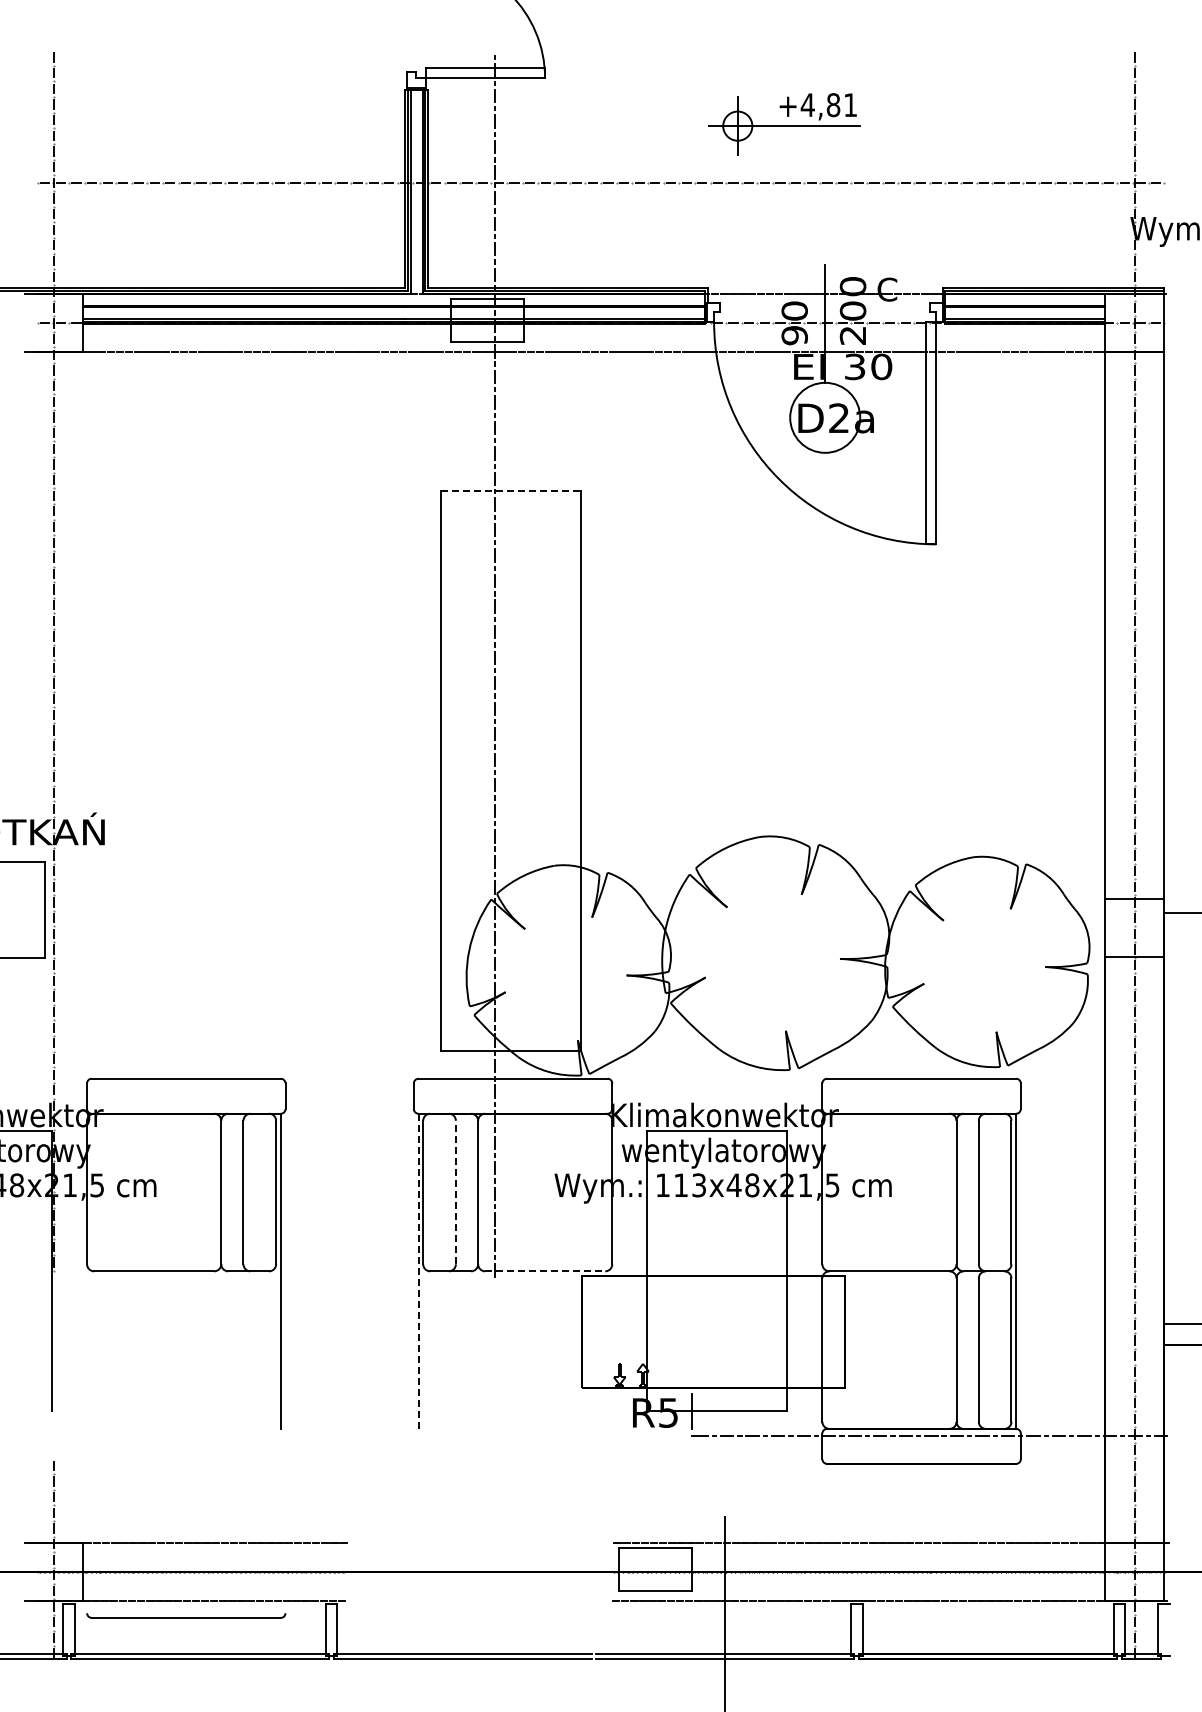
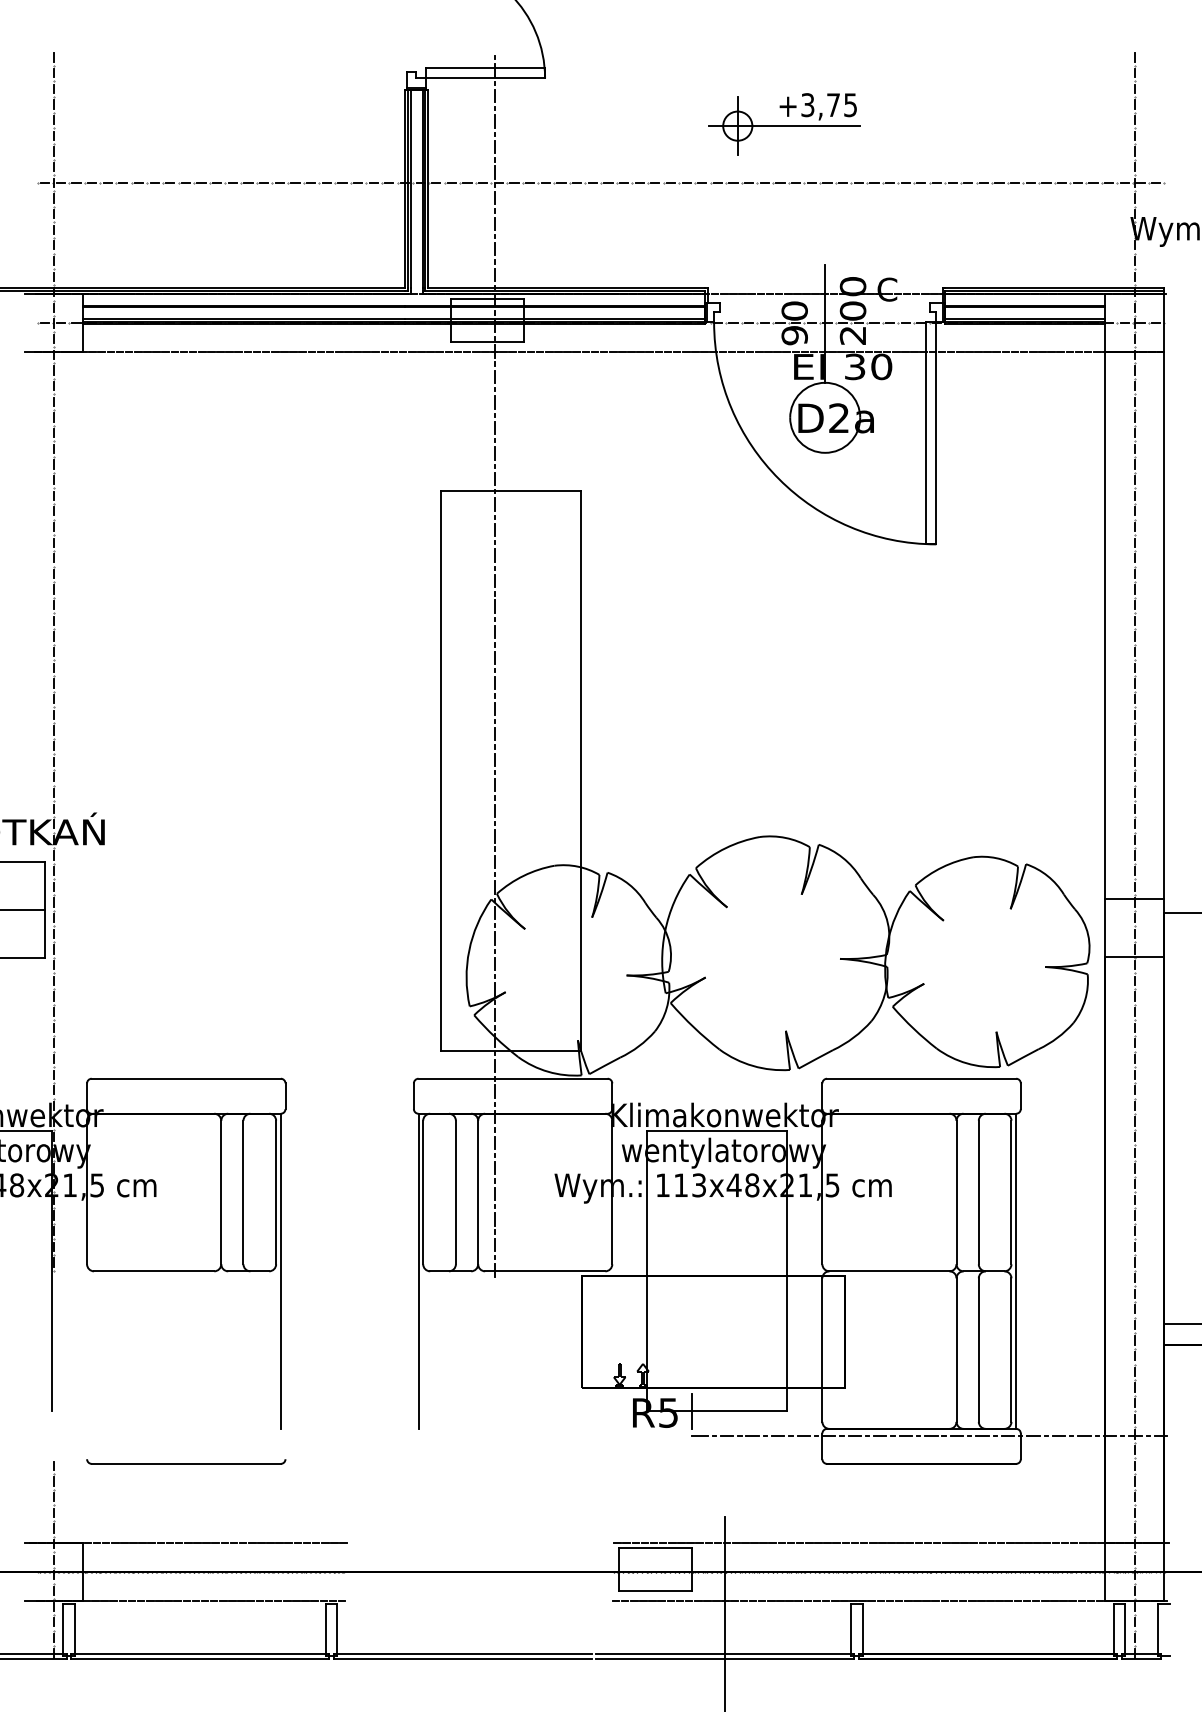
text: +4,81 -> +3,75 (828, 105)
line: dashed -> solid (511, 491)
line: none -> present (23, 910)
line: dashed -> solid (455, 1192)
line: dashed -> solid (418, 1271)
line: dashed -> solid (545, 1271)
part position: (186, 1615) -> (186, 1461) (186, 1461)
